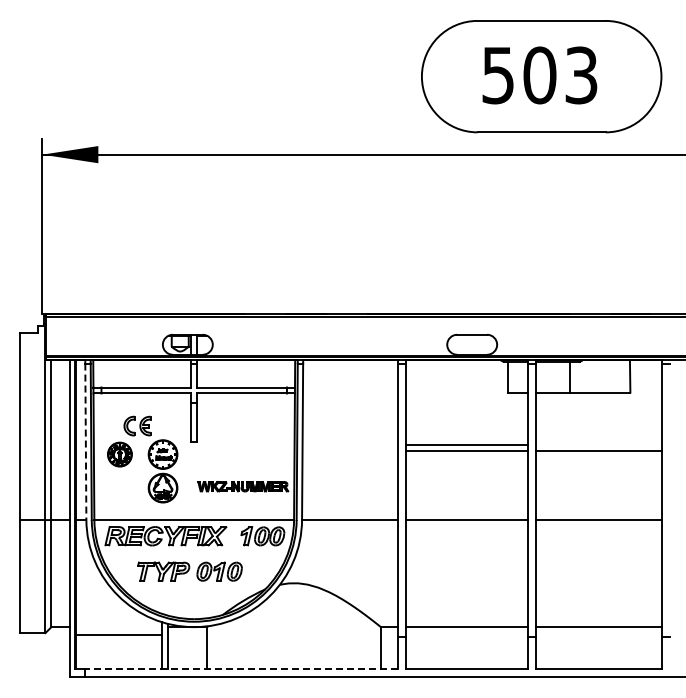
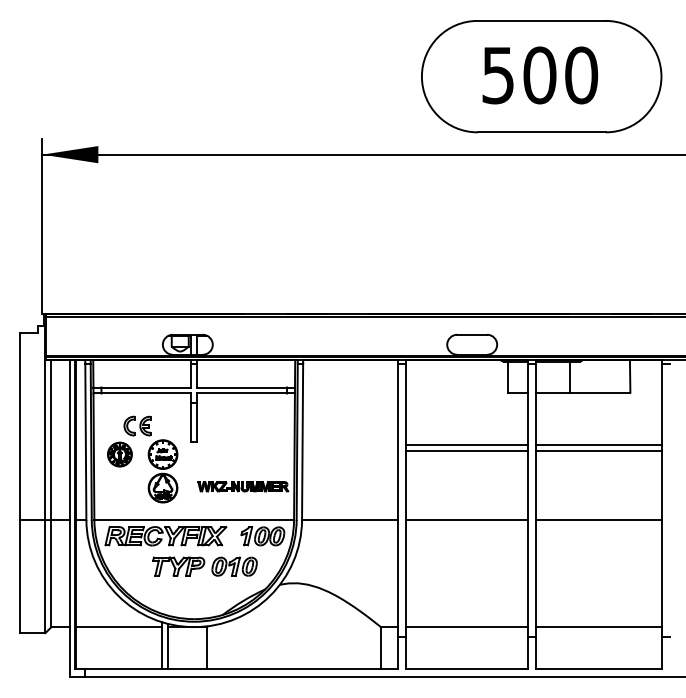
text: 503 -> 500 (581, 75)
line: dashed -> solid (85, 442)
line: none -> present (598, 445)
part position: (189, 571) -> (204, 566) (204, 566)
line position: (119, 635) -> (119, 627) (119, 627)
line: dashed -> solid (240, 669)
